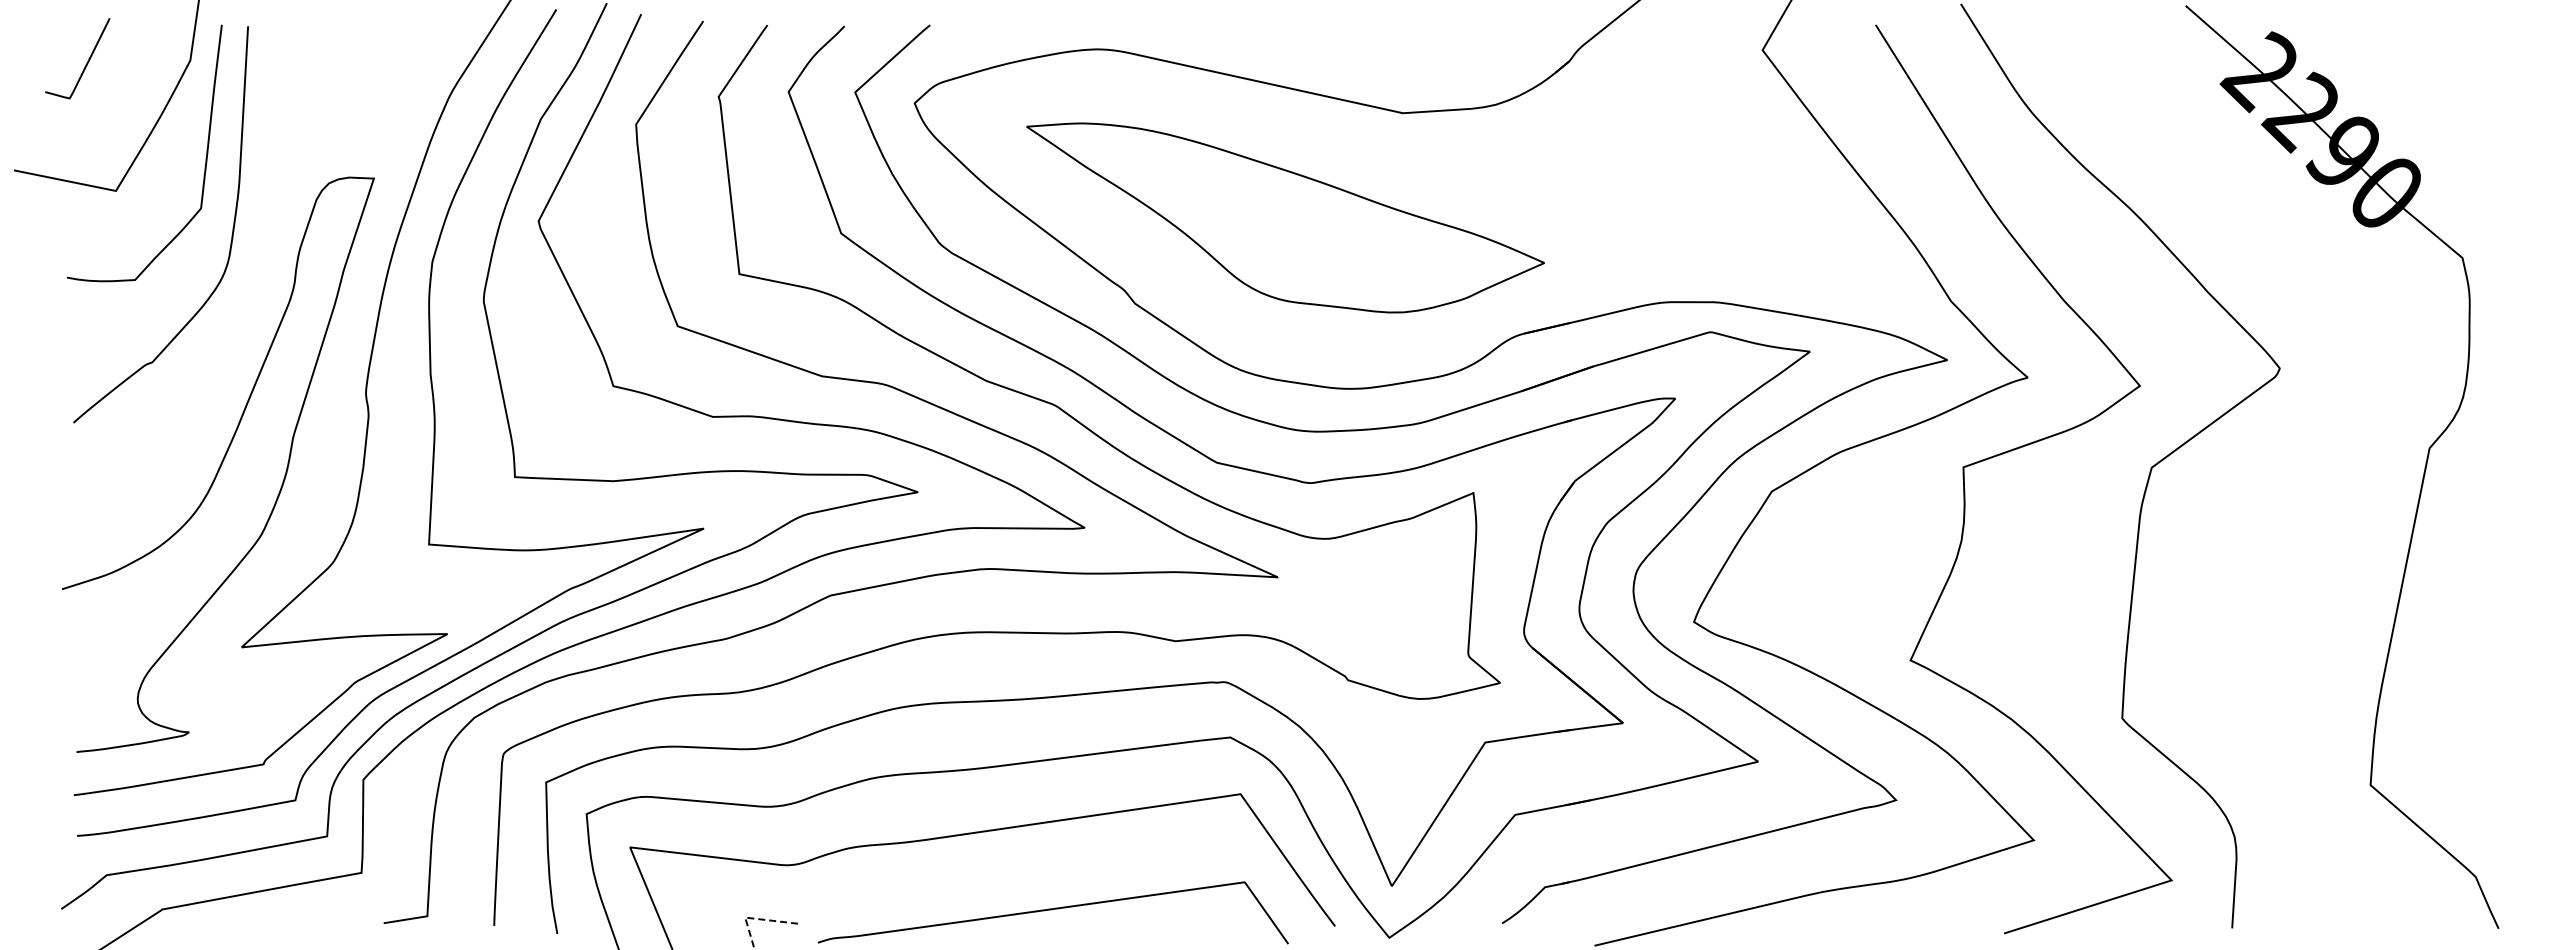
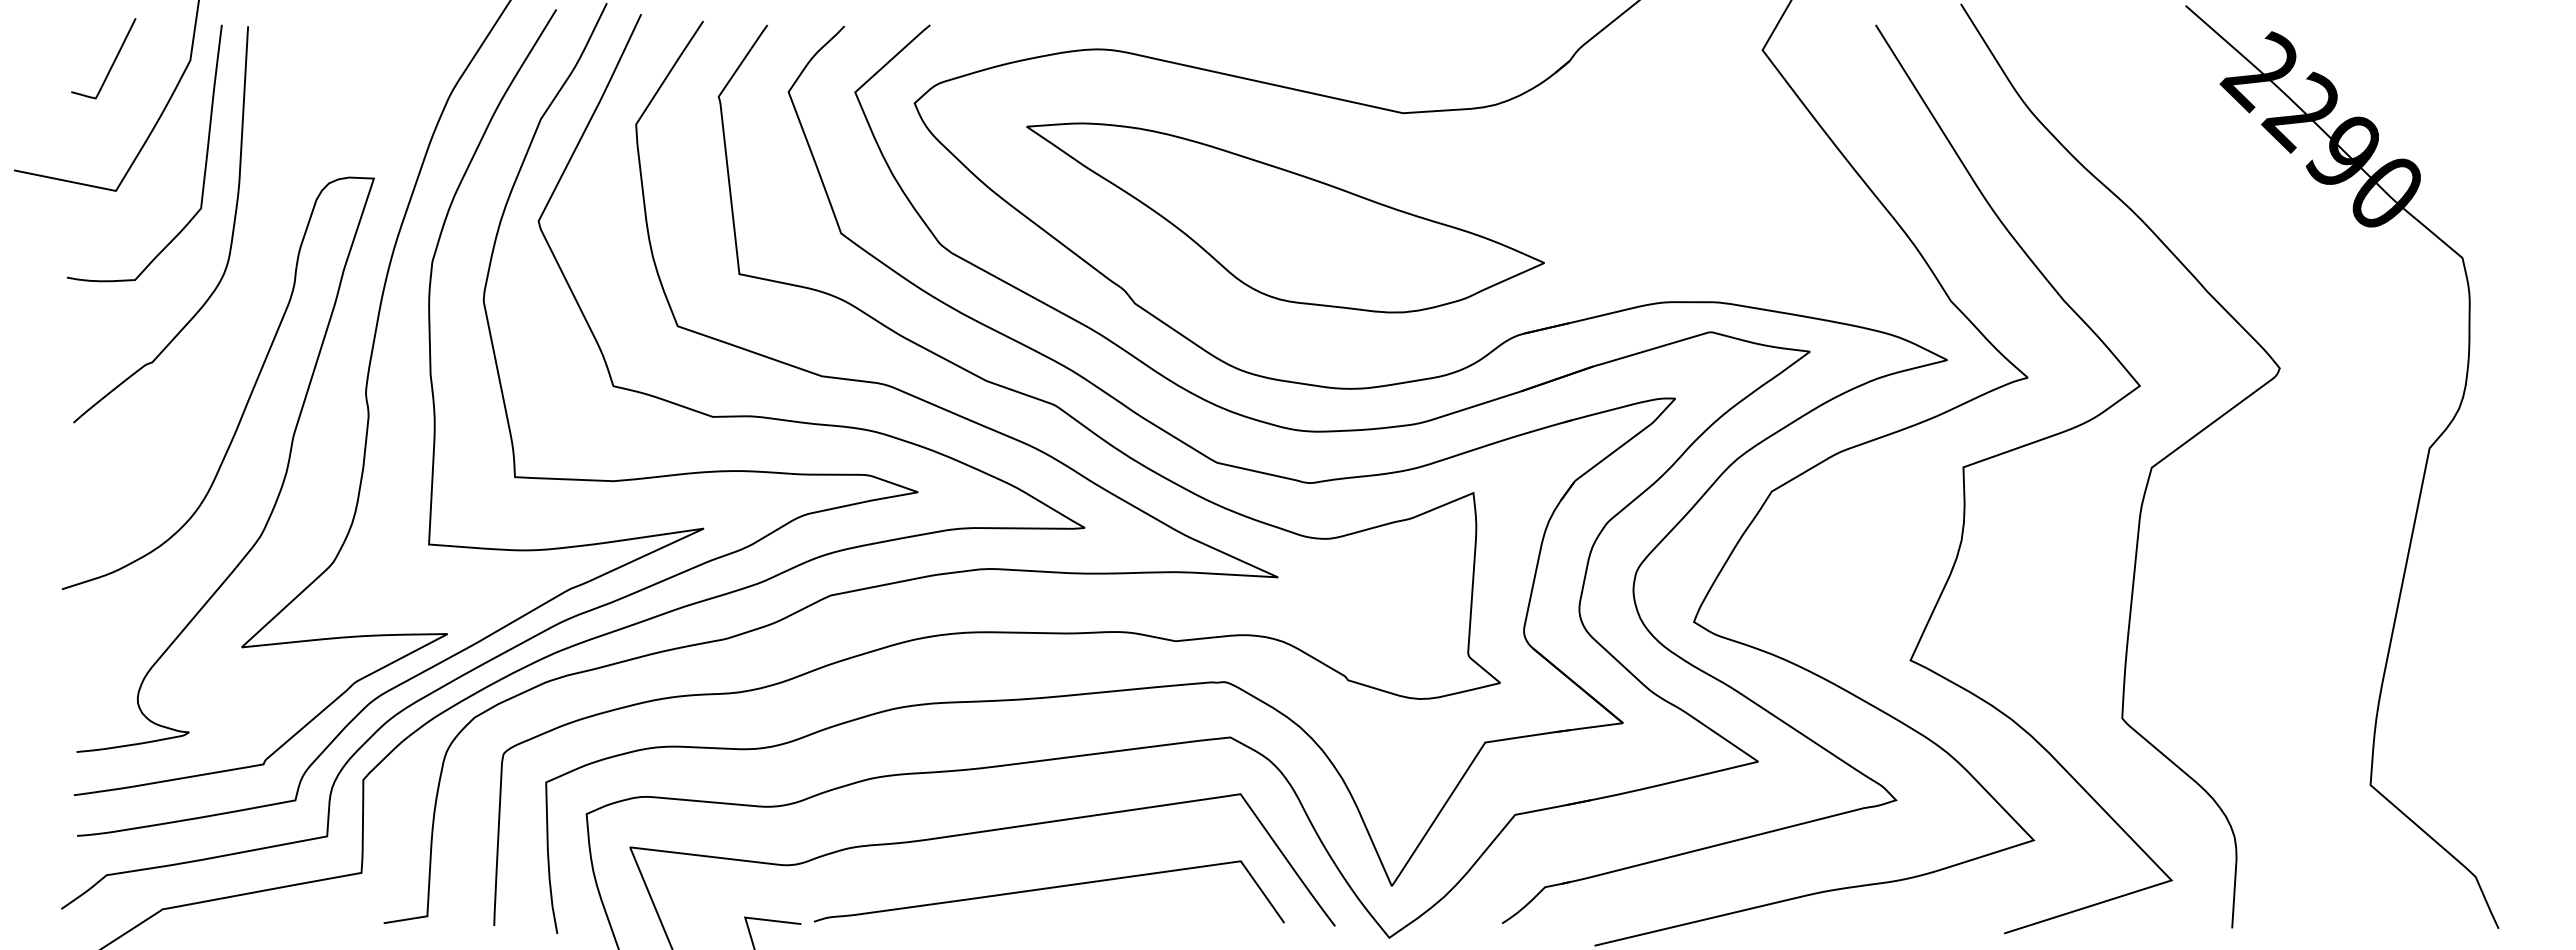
curve position: (86, 62) -> (112, 62) (112, 62)
curve position: (1051, 910) -> (1047, 889) (1047, 889)
line: dashed -> solid (757, 918)
